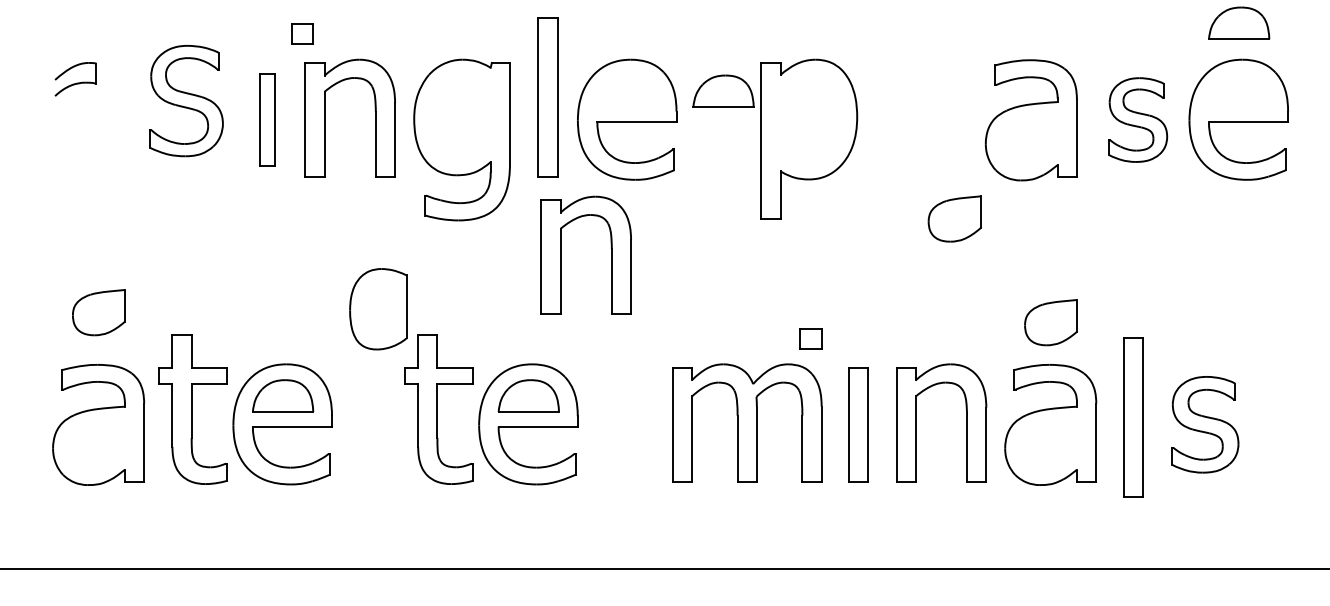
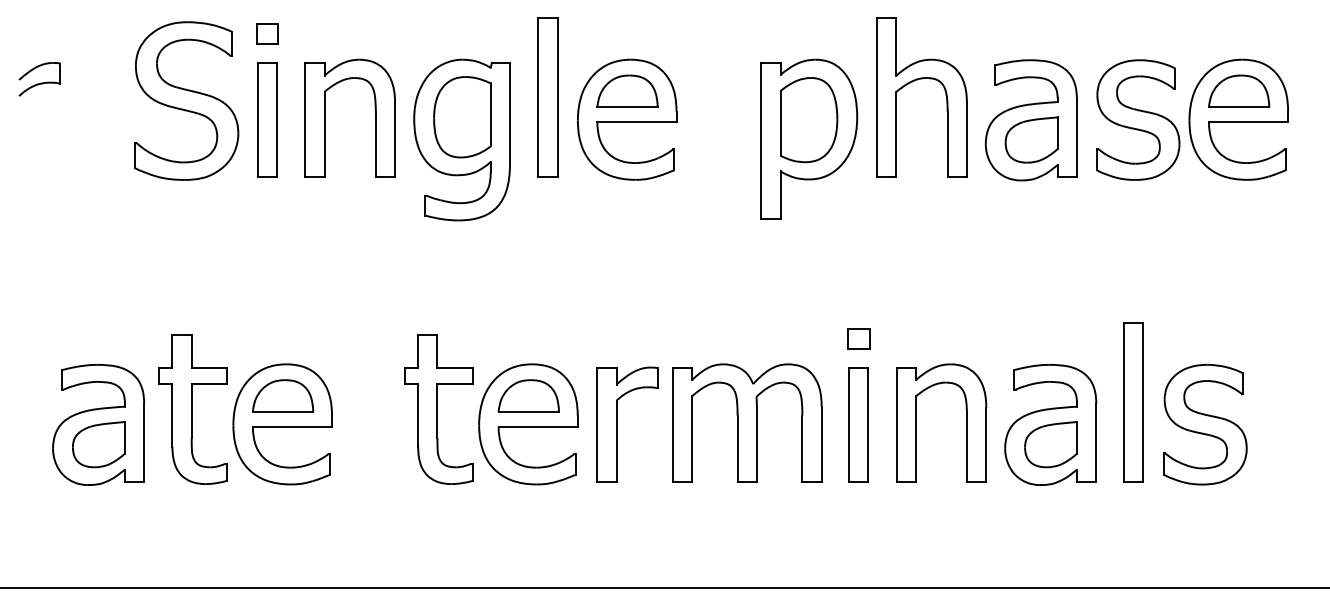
part position: (1239, 22) -> (1239, 90) (1239, 90)
part position: (302, 33) -> (267, 33) (267, 33)
part position: (75, 79) -> (39, 79) (39, 79)
part: none -> present (917, 80)
part position: (723, 90) -> (627, 90) (627, 90)
part size: 75x113 px -> 106x160 px (186, 100)
part size: 17x94 px -> 21x116 px (267, 119)
part size: 61x86 px -> 85x122 px (1138, 119)
part: none -> present (809, 120)
part position: (954, 218) -> (1031, 139) (1031, 139)
part: present -> none (561, 254)
part position: (378, 309) -> (462, 117) (462, 117)
part position: (98, 312) -> (98, 444) (98, 444)
part position: (1050, 322) -> (1050, 444) (1050, 444)
part position: (810, 338) -> (858, 338) (858, 338)
part position: (1133, 417) -> (1133, 402) (1133, 402)
part: none -> present (617, 424)
part size: 69x98 px -> 85x122 px (1205, 424)
line position: (664, 568) -> (664, 587) (664, 587)
